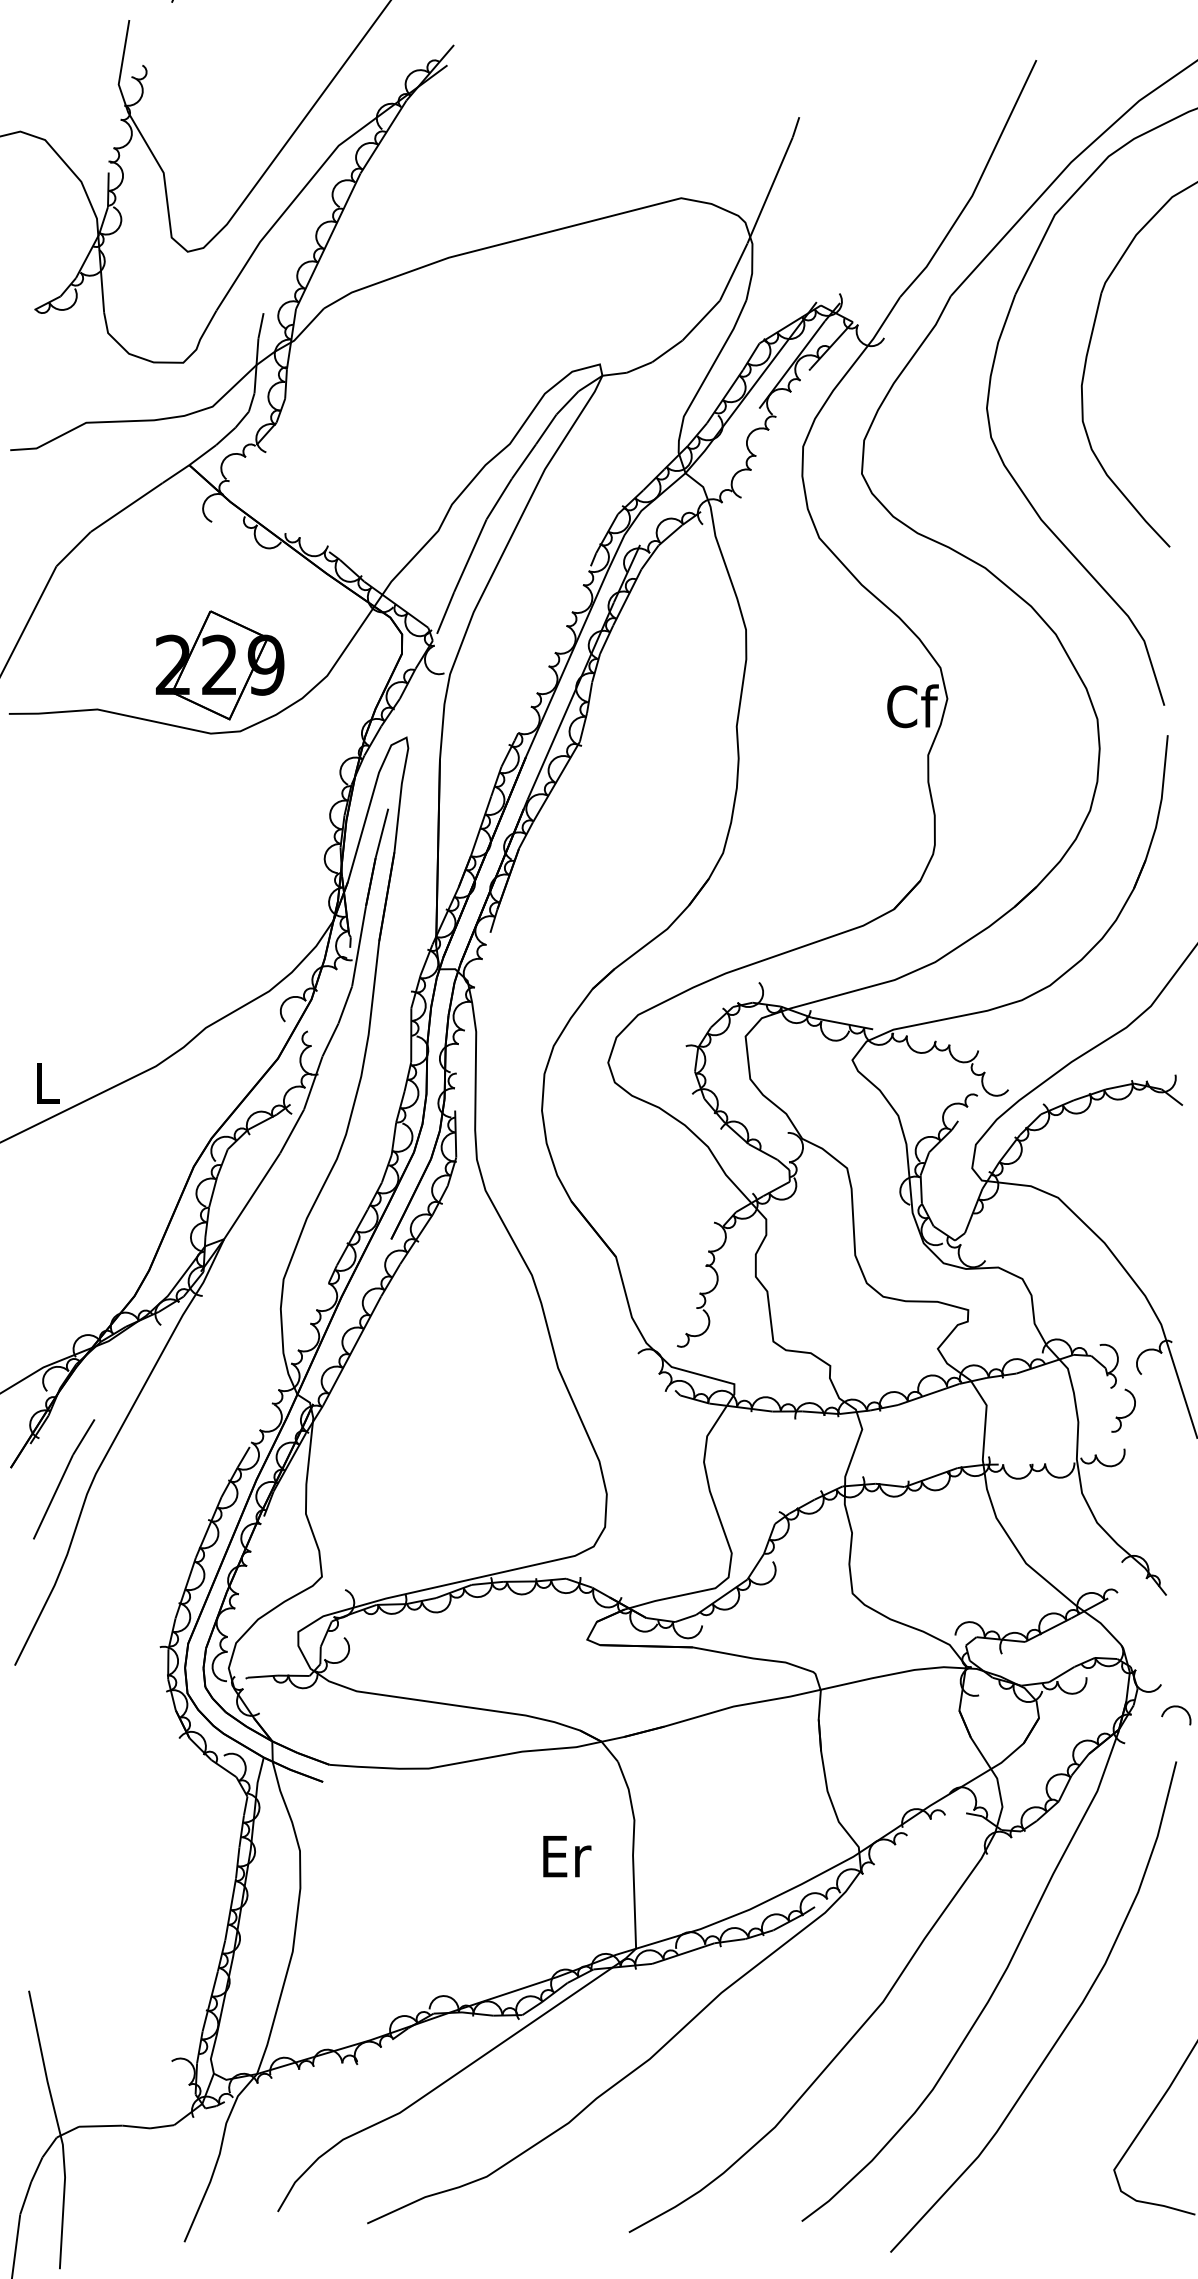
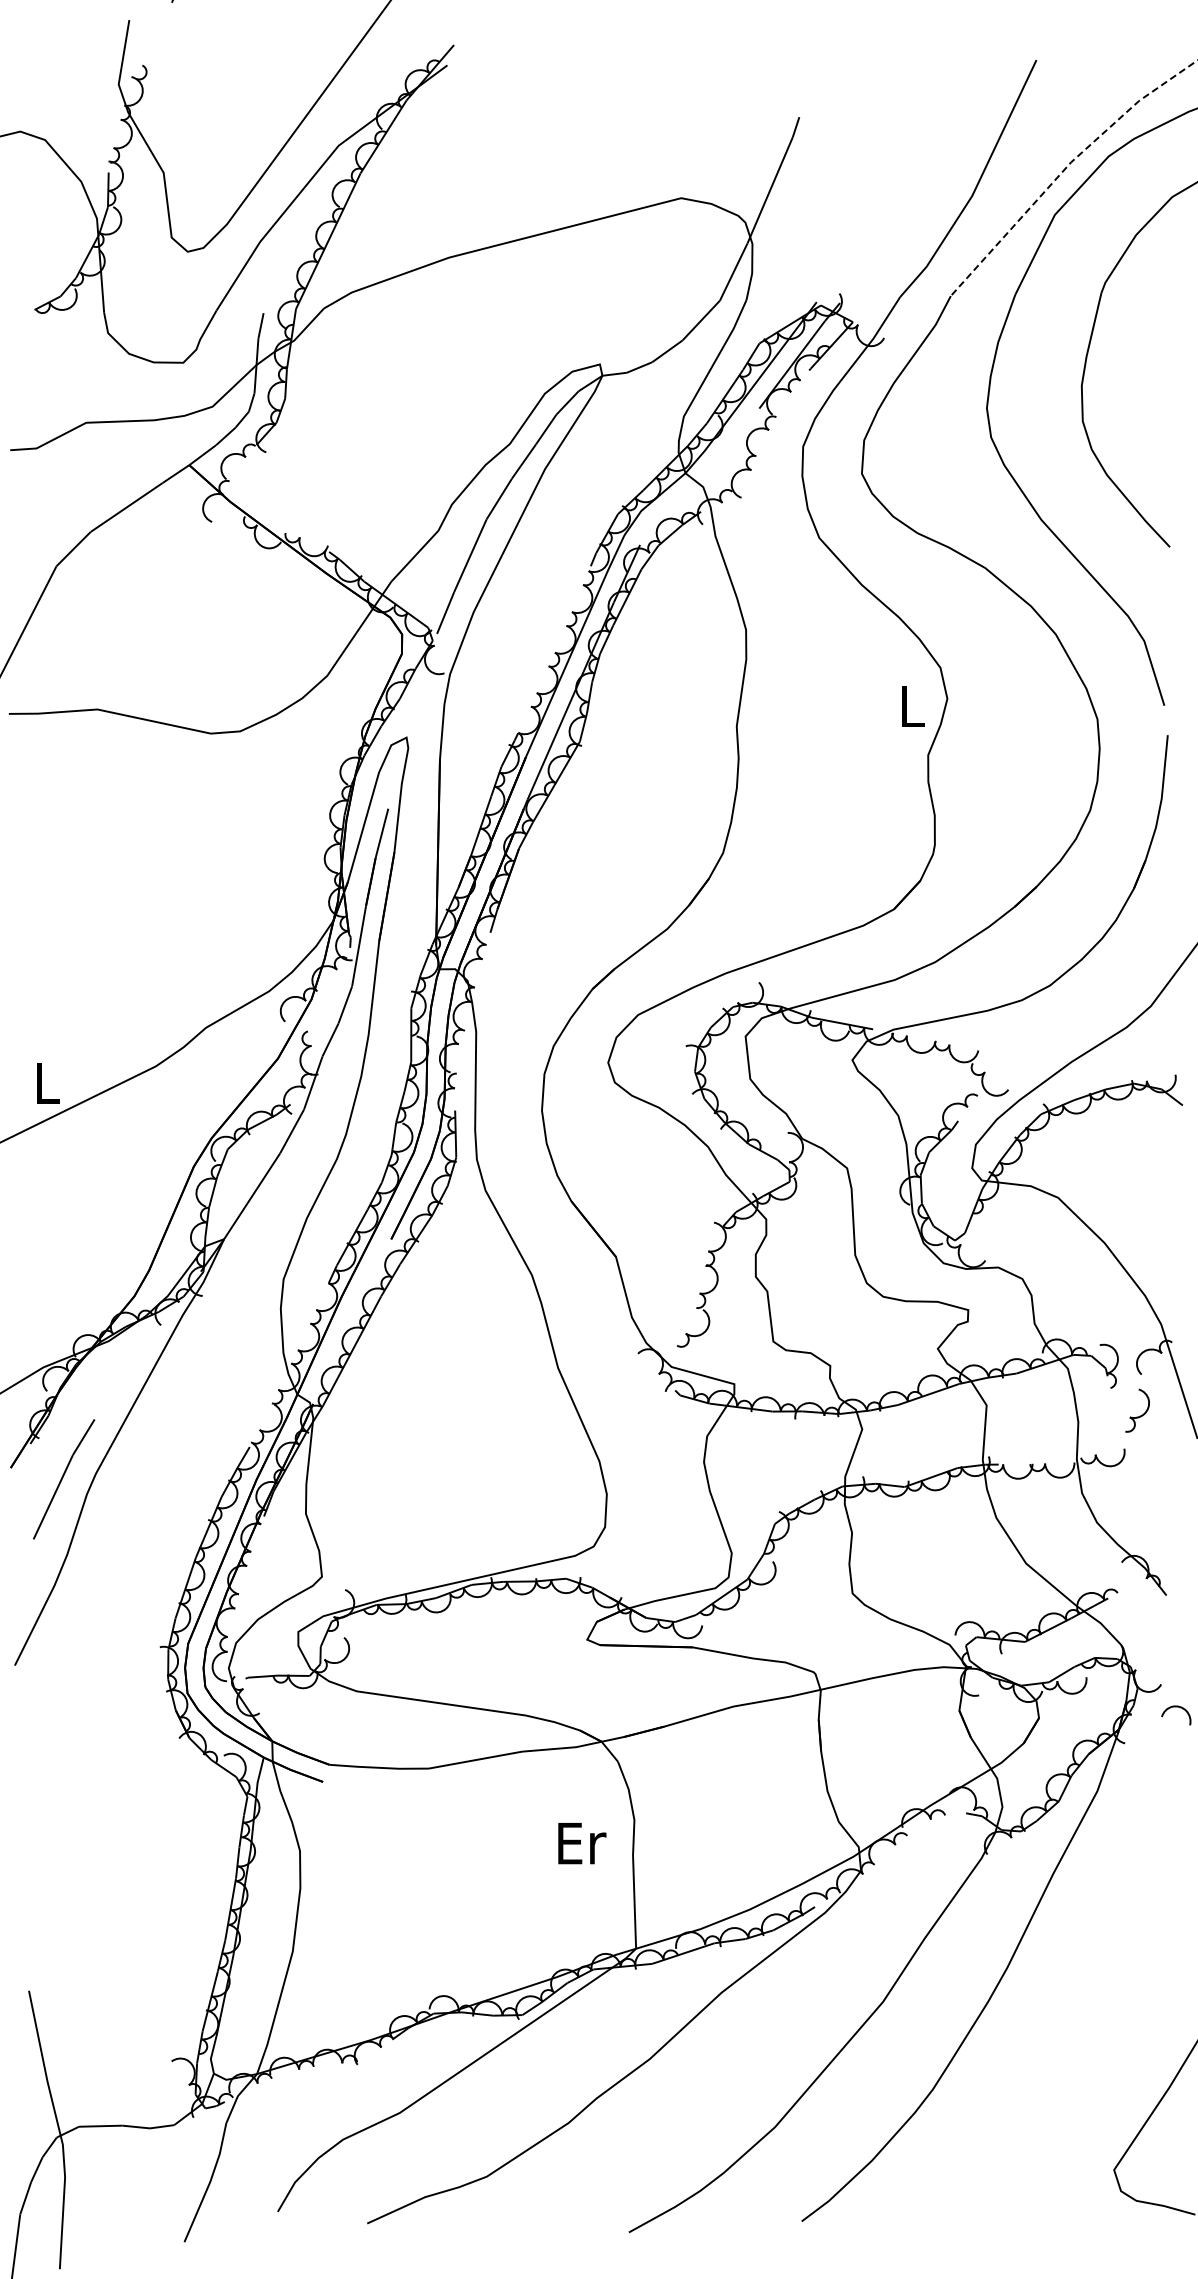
line: solid -> dashed (1065, 168)
part: present -> none (220, 665)
text: Cf -> L (912, 706)
part position: (1123, 1410) -> (1137, 1410) (1137, 1410)
text position: (567, 1856) -> (582, 1843) (582, 1843)
curve: present -> none (1064, 2027)
